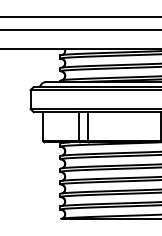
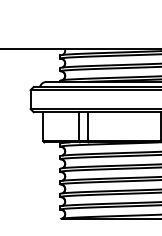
line: present -> none (80, 17)
line: present -> none (80, 29)
